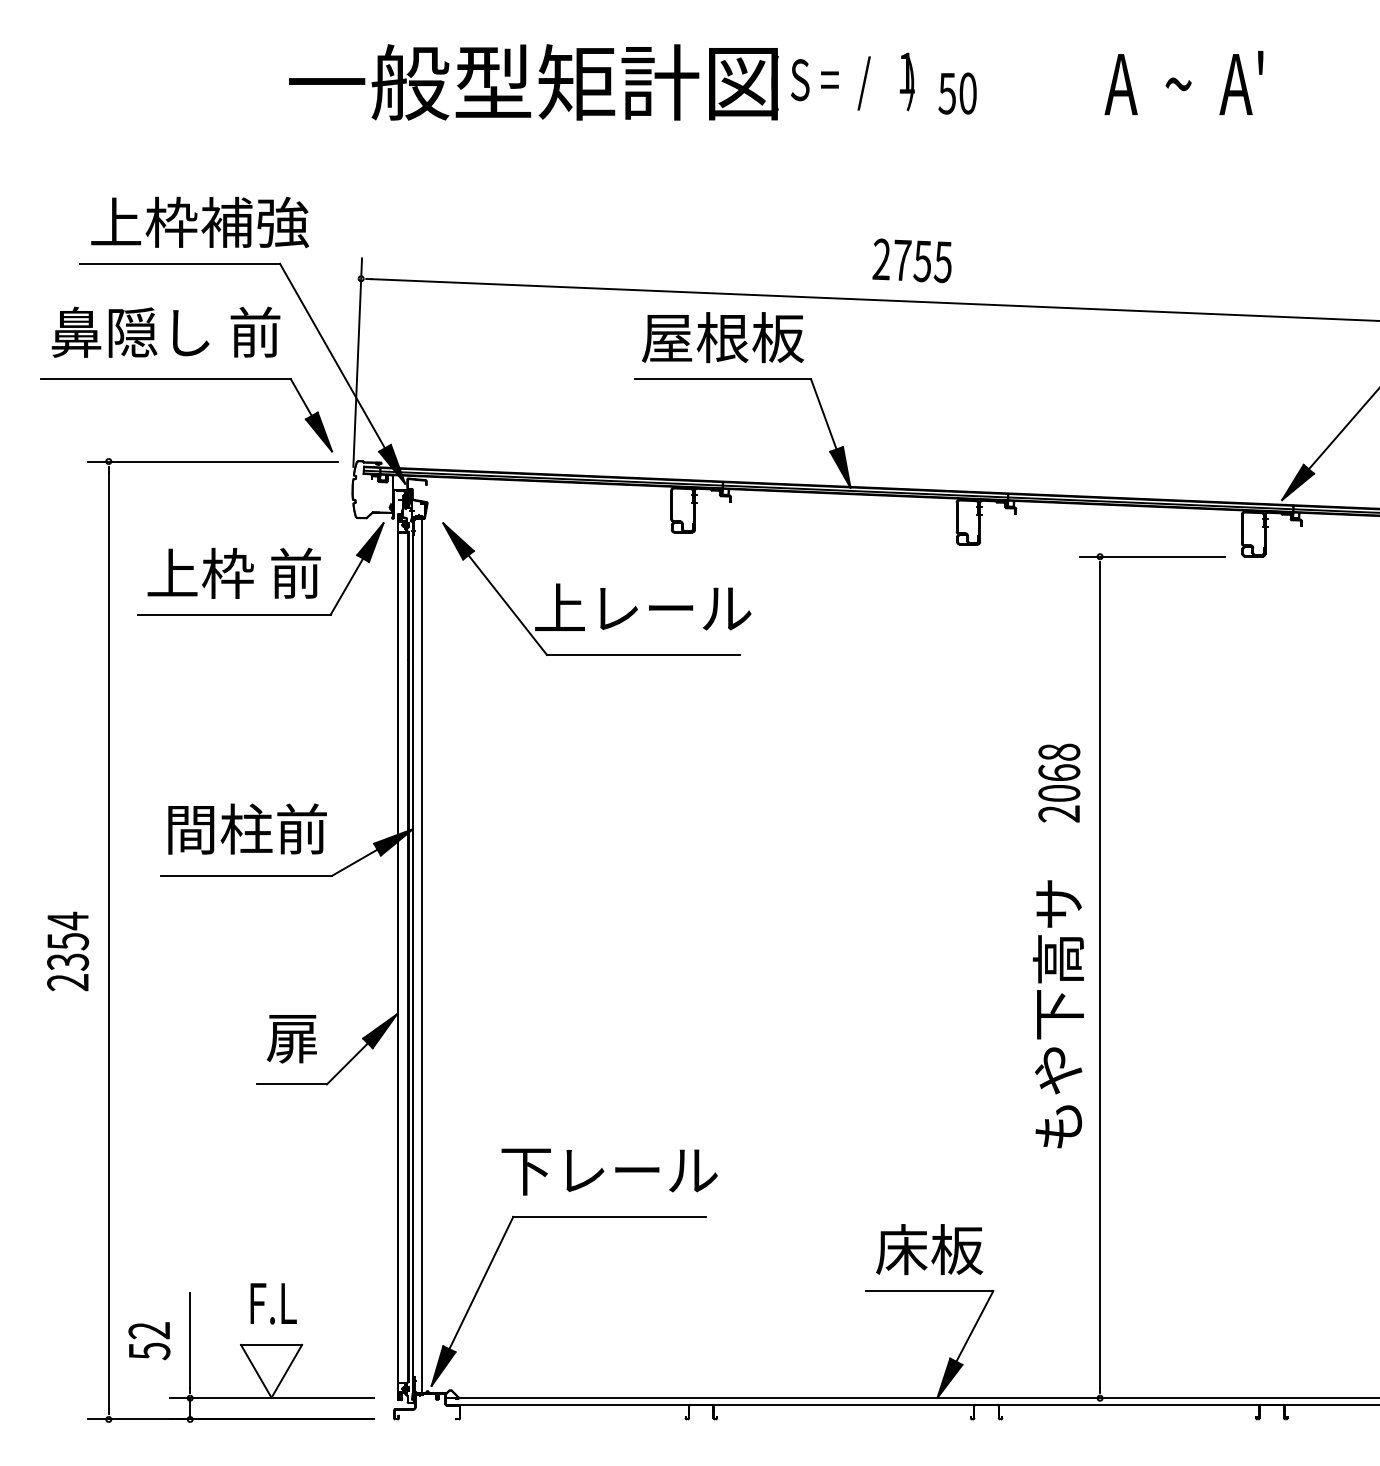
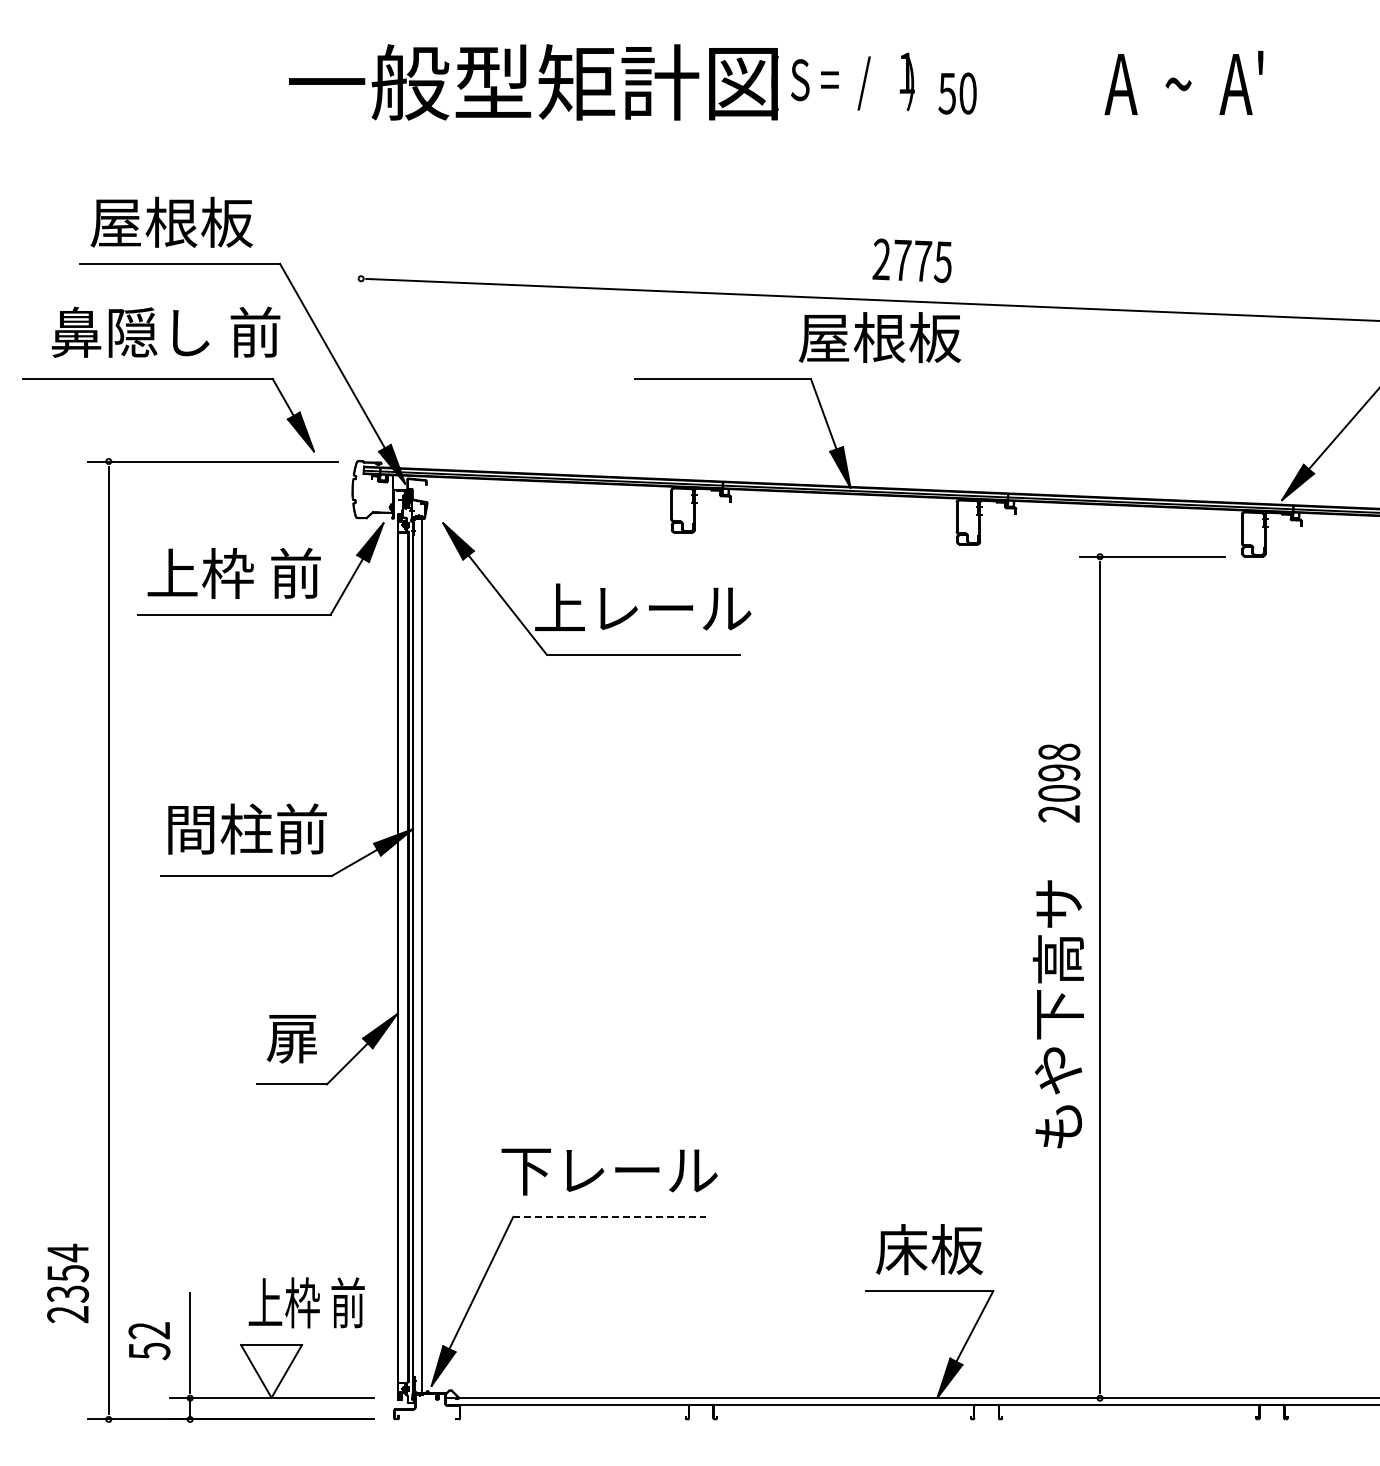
text: 上枠補強 -> 屋根板 (199, 222)
text: 2755 -> 2775 (922, 261)
text position: (722, 337) -> (879, 337) (879, 337)
line: present -> none (357, 362)
part position: (186, 379) -> (168, 379) (168, 379)
text: 2068 -> 2098 (1059, 772)
text position: (68, 951) -> (68, 1283) (68, 1283)
line: solid -> dashed (610, 1216)
text: F.L -> 上枠 前 (306, 1302)
